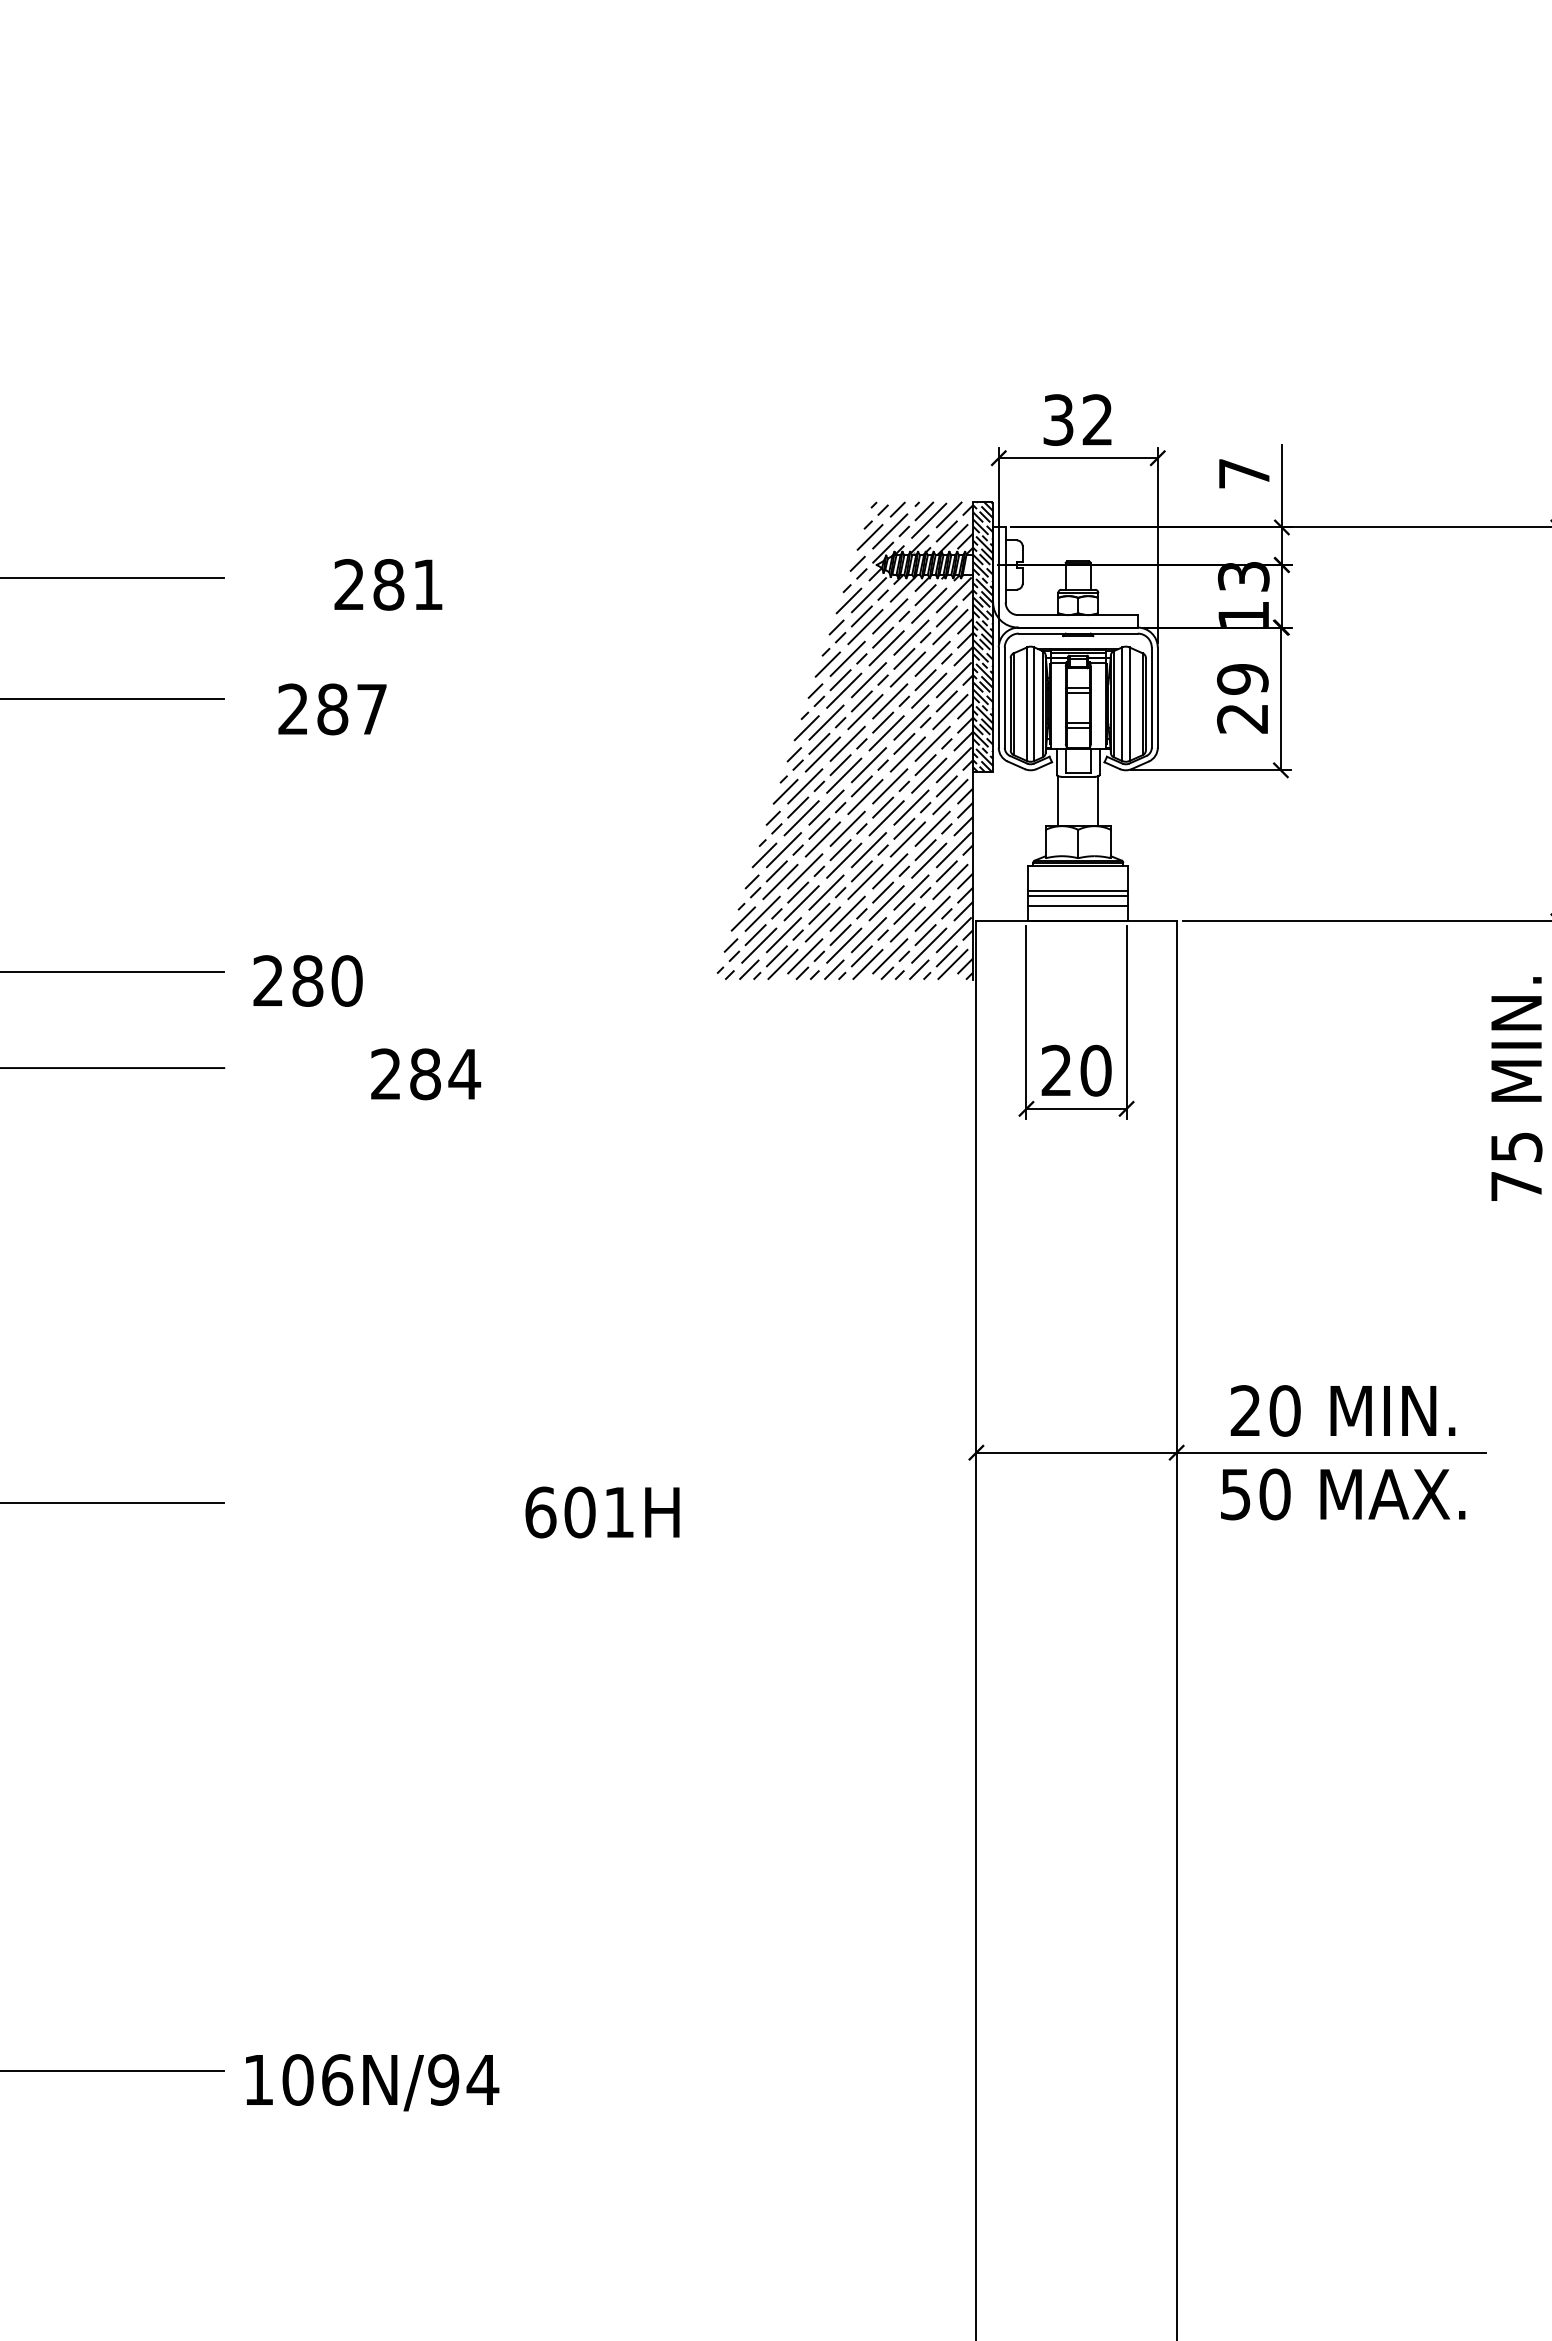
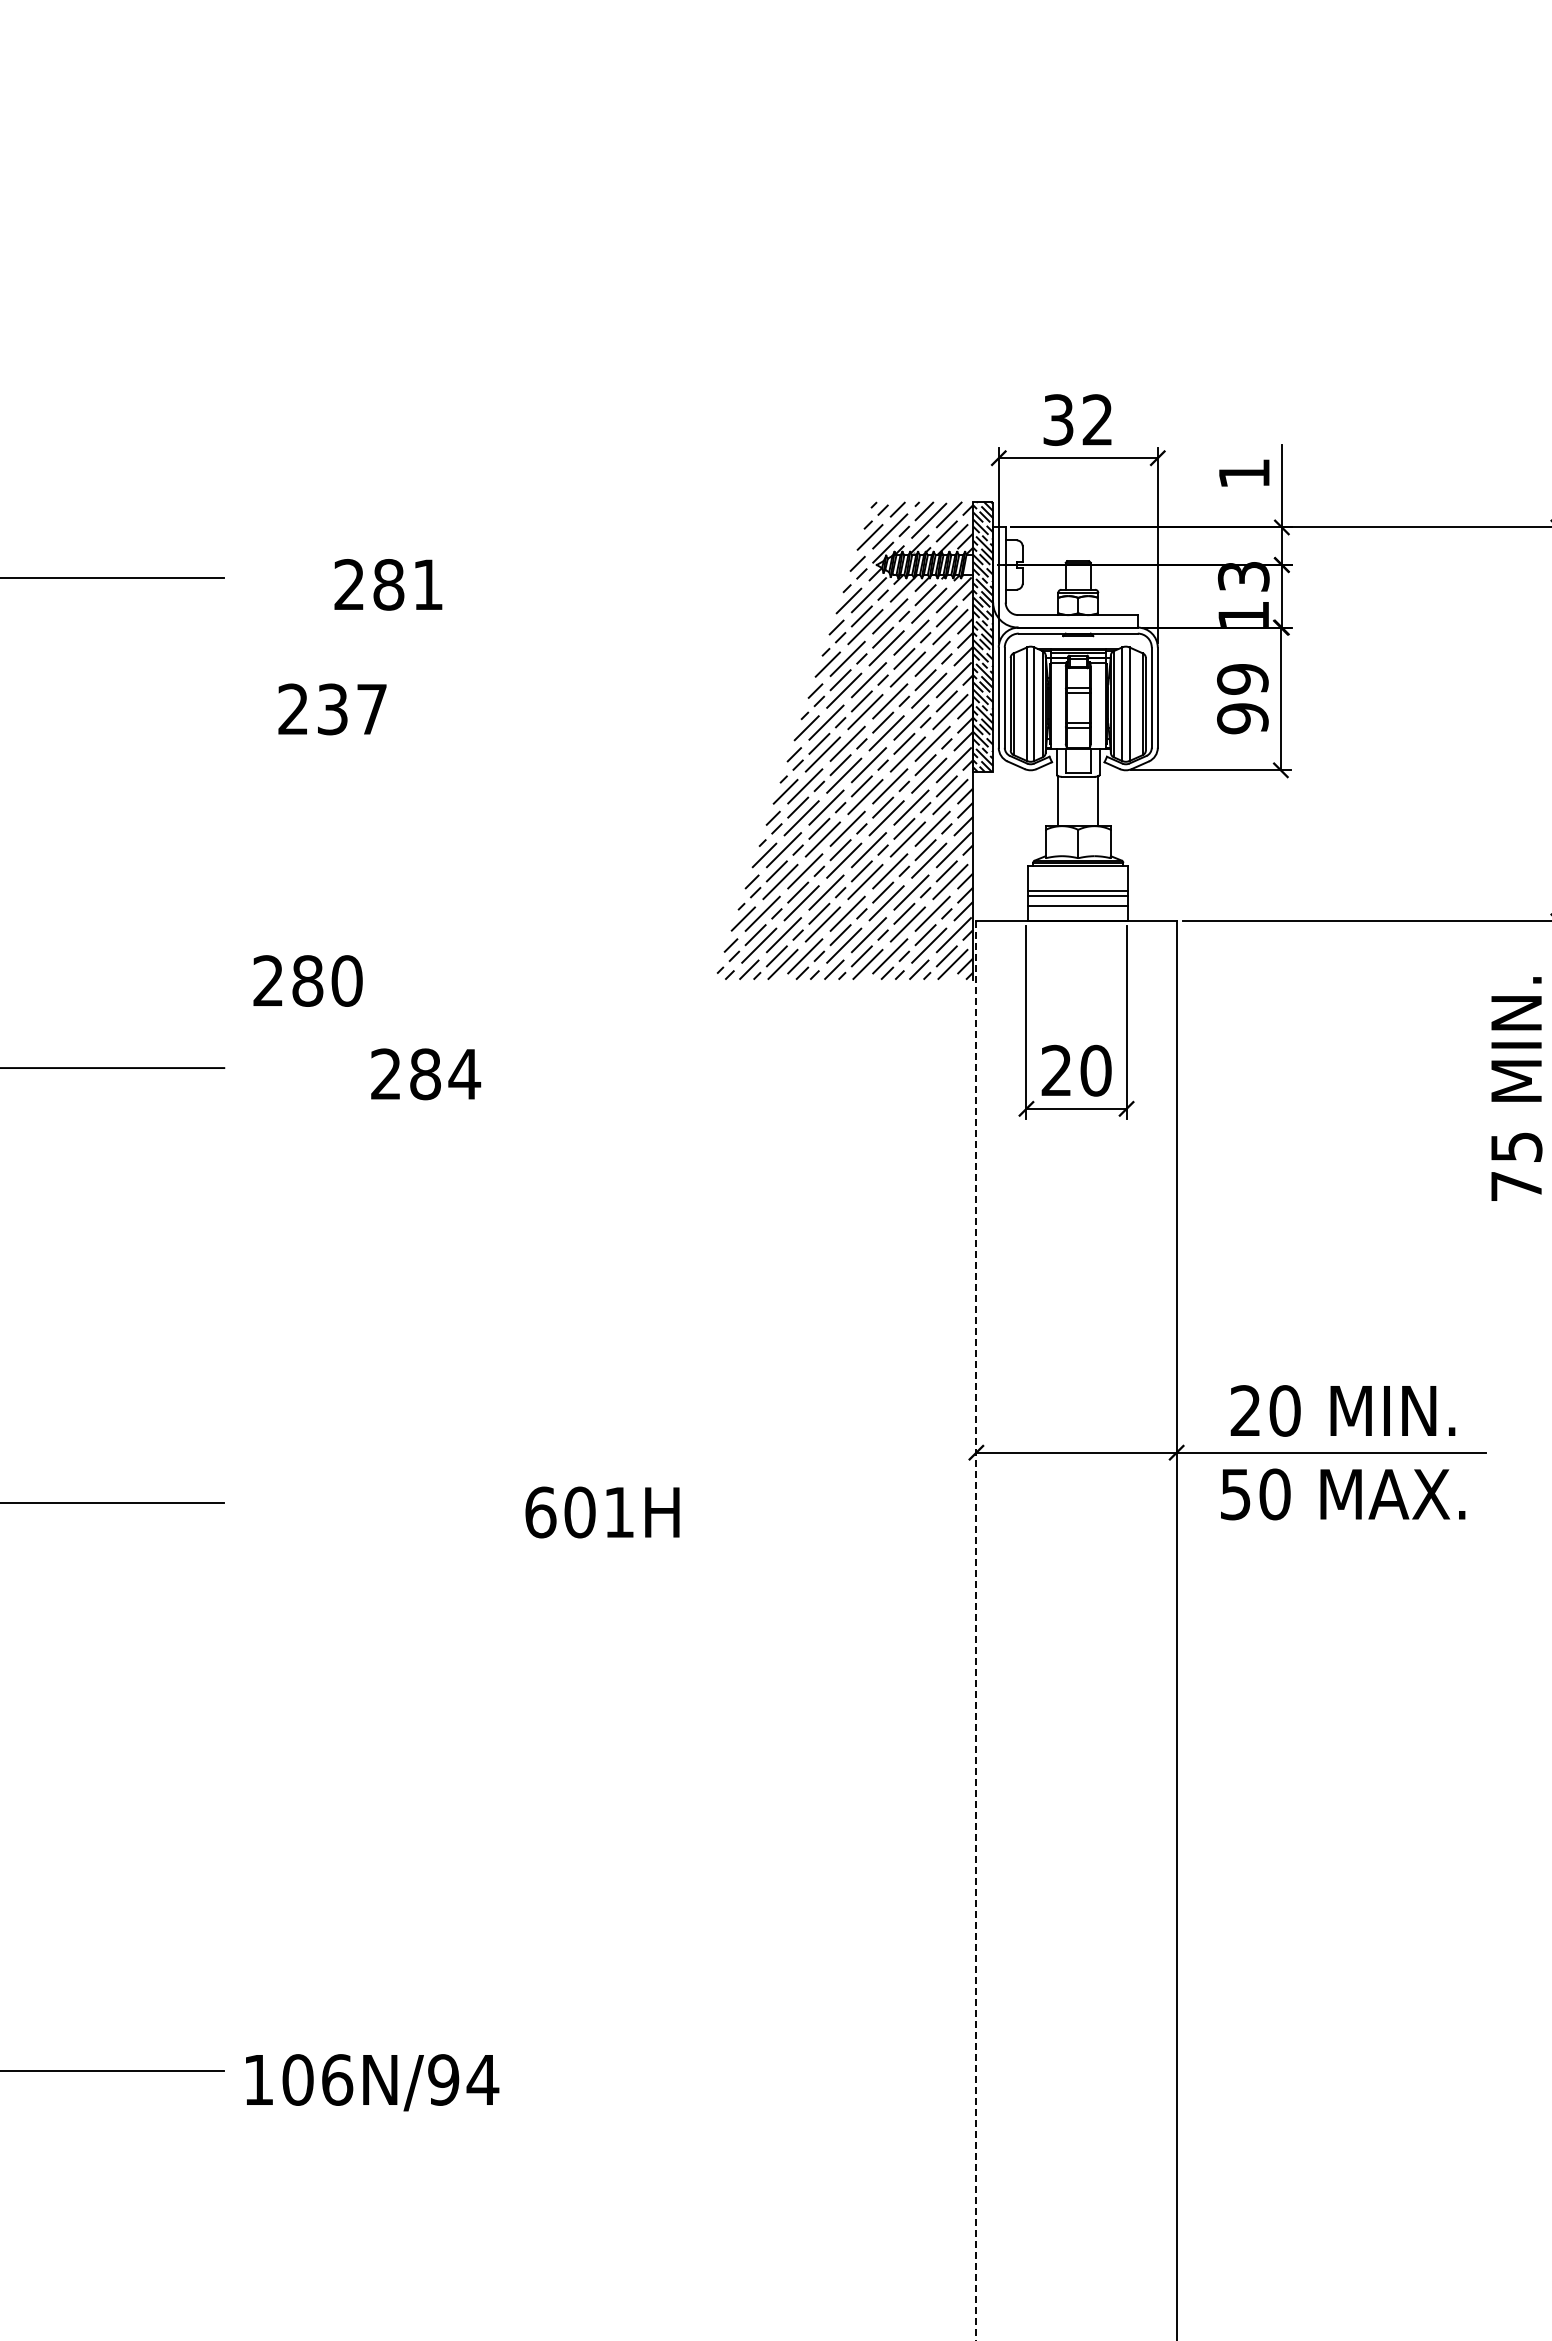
text: 7 -> 1 (1244, 473)
line: present -> none (113, 699)
text: 287 -> 237 (332, 709)
text: 29 -> 99 (1242, 718)
line: present -> none (113, 971)
line: solid -> dashed (976, 1630)
